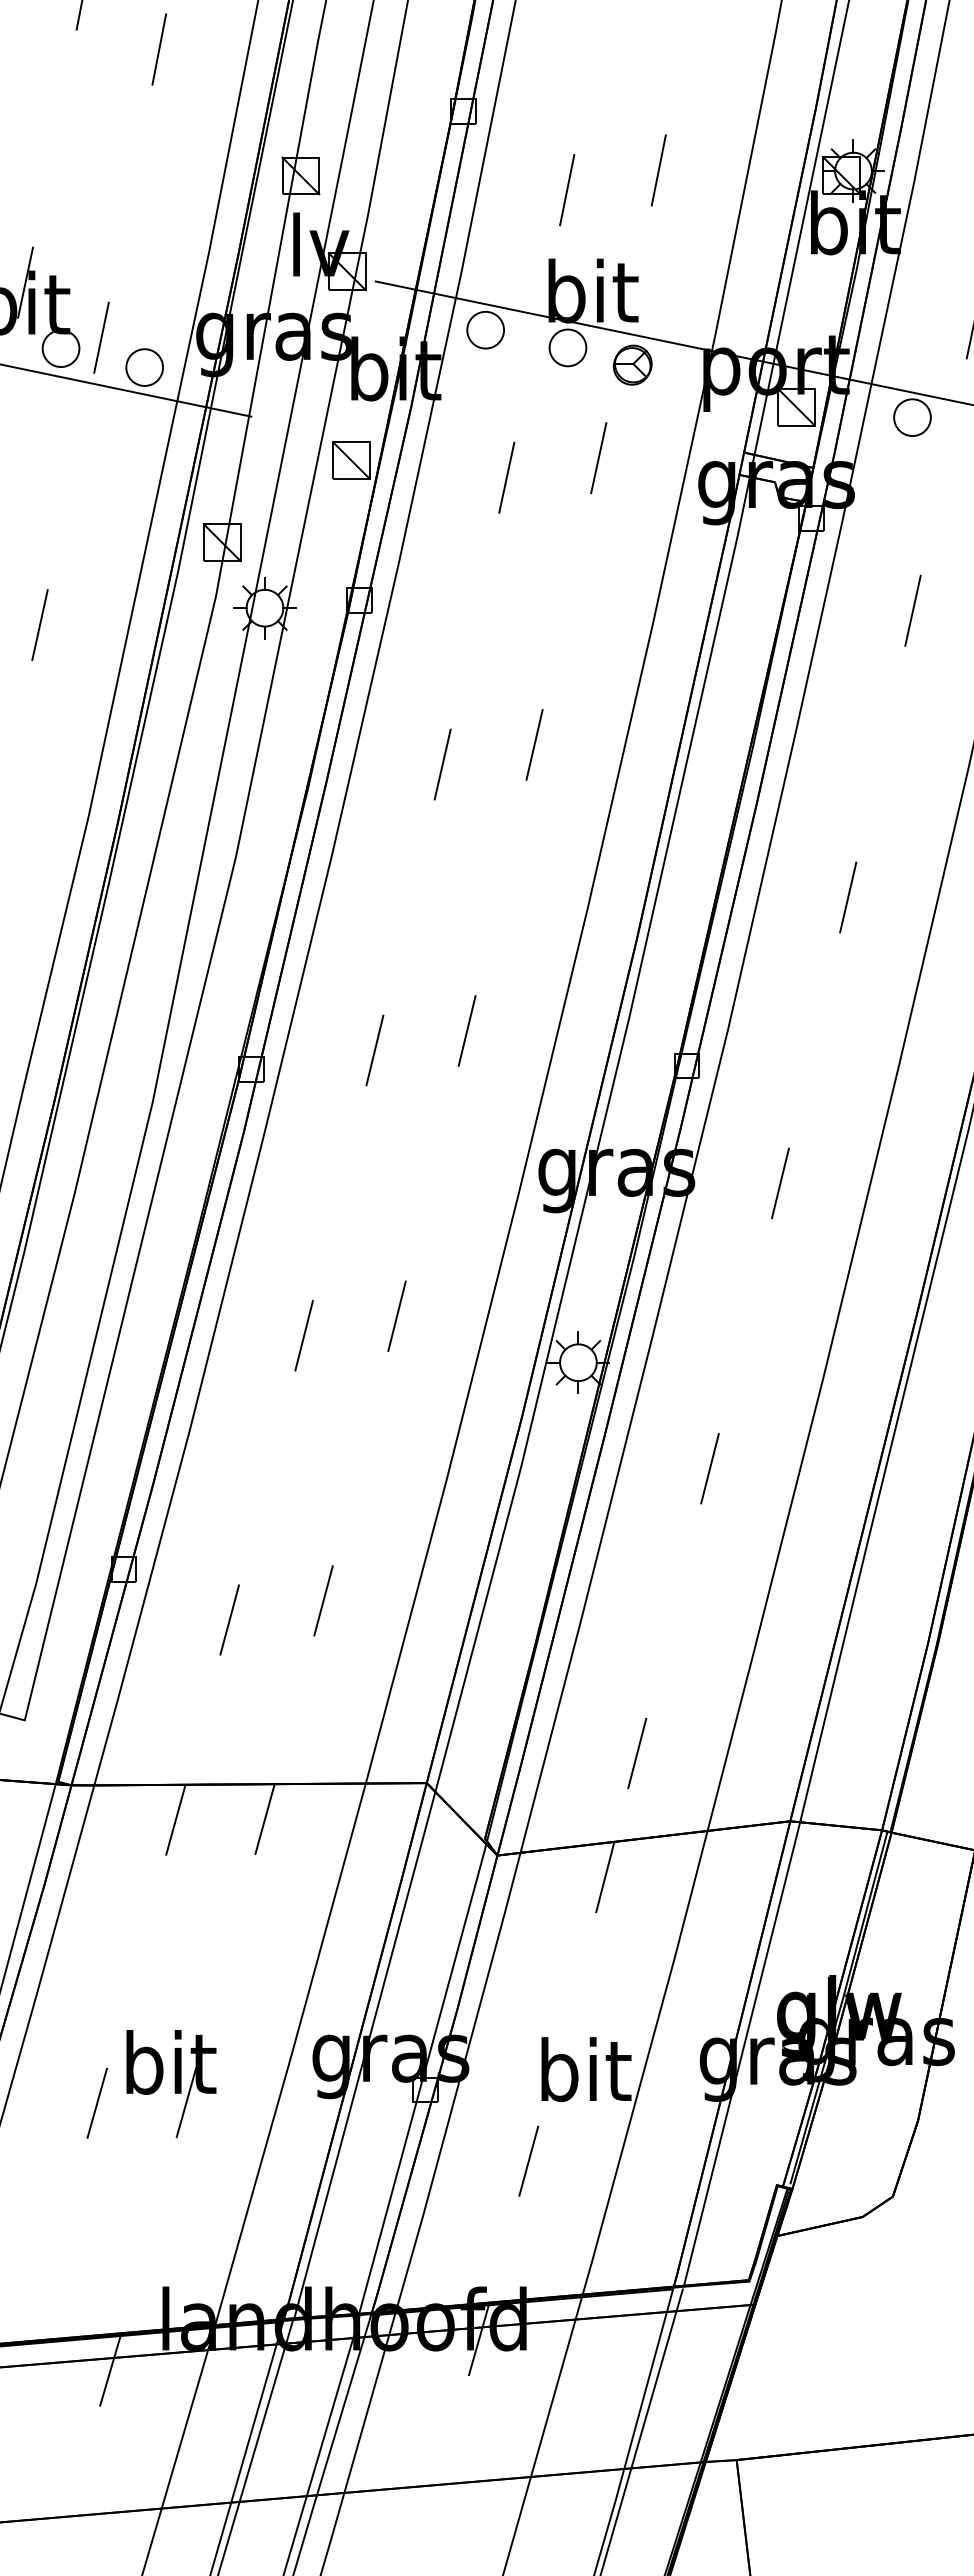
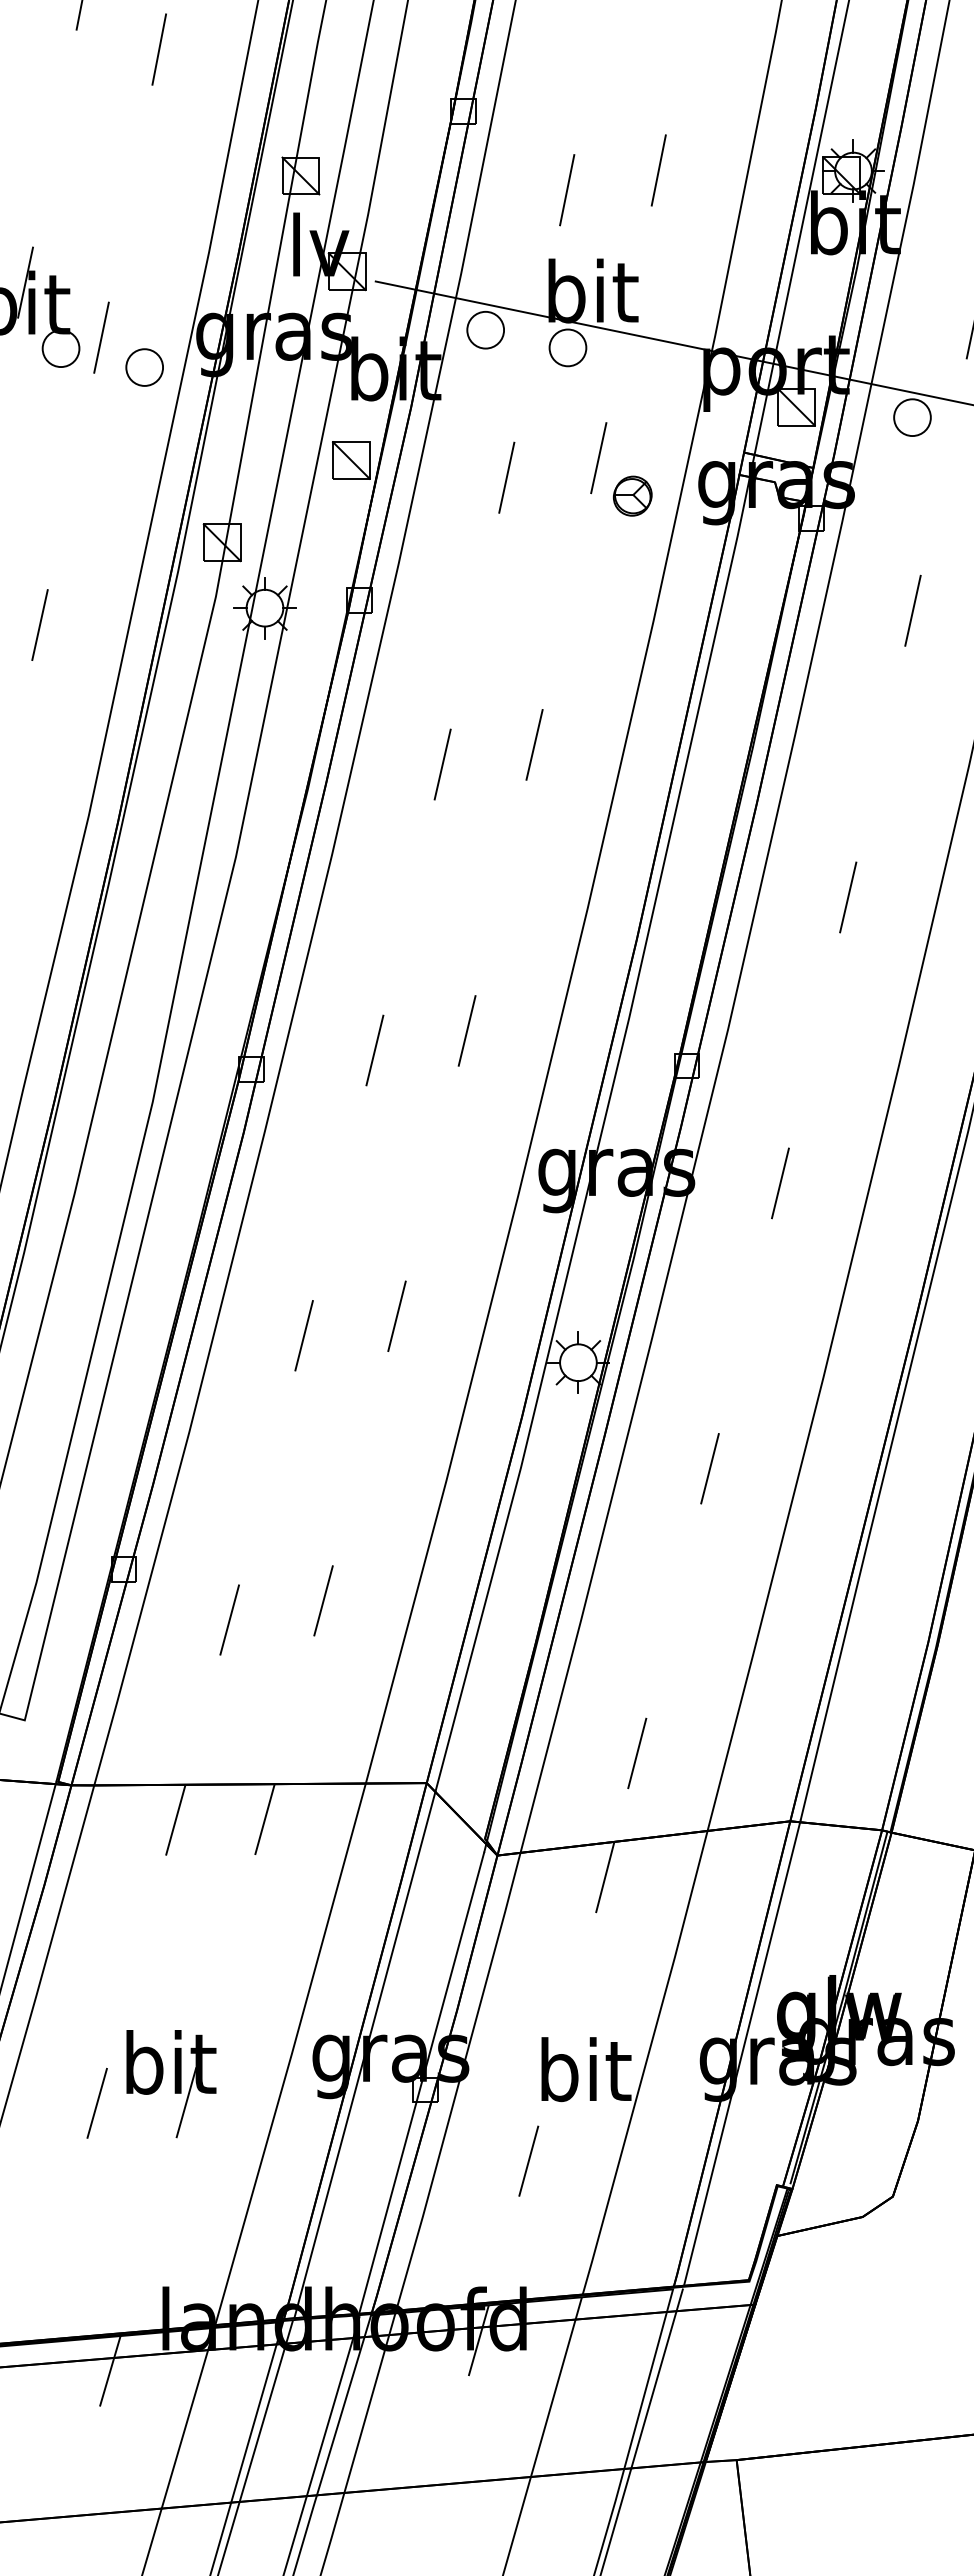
part position: (632, 364) -> (632, 495) (632, 495)
line: present -> none (126, 390)
